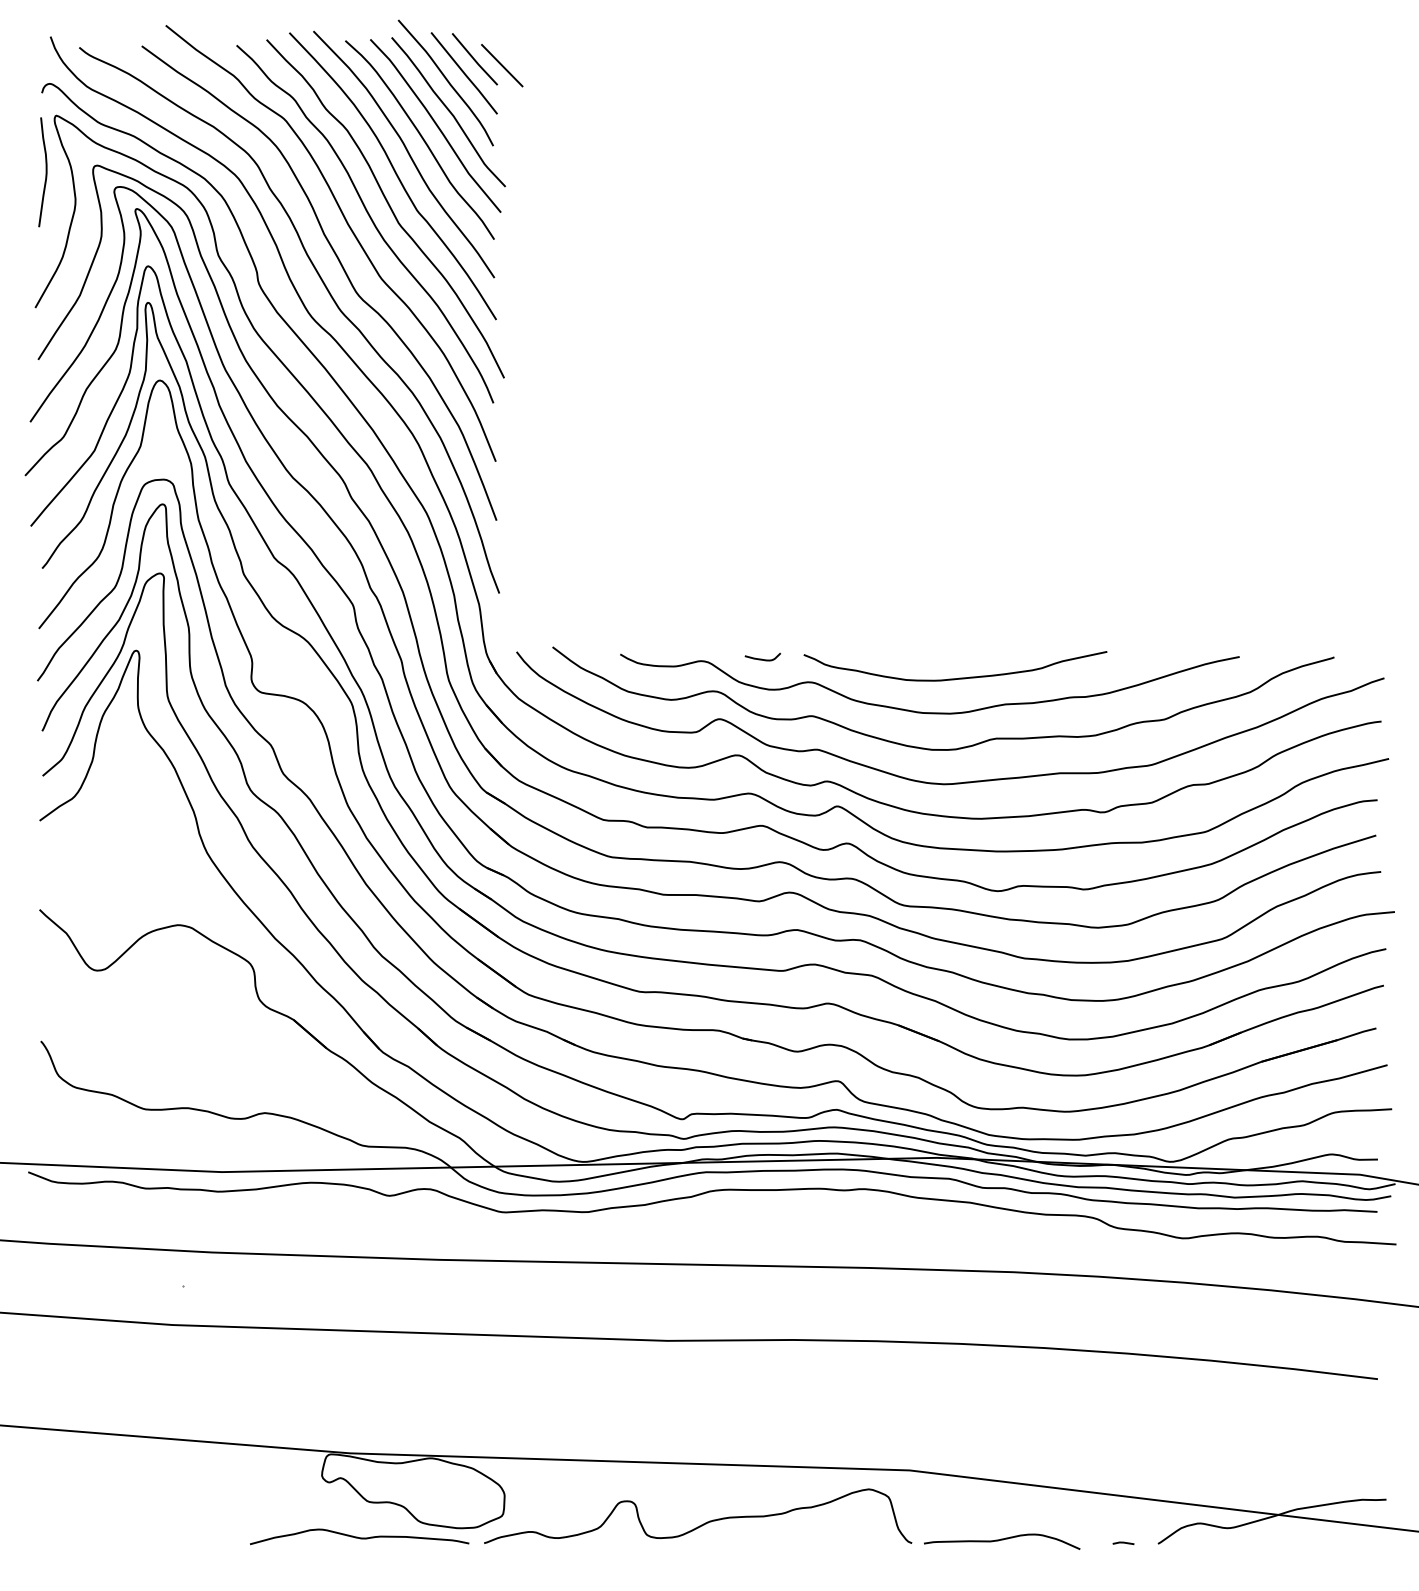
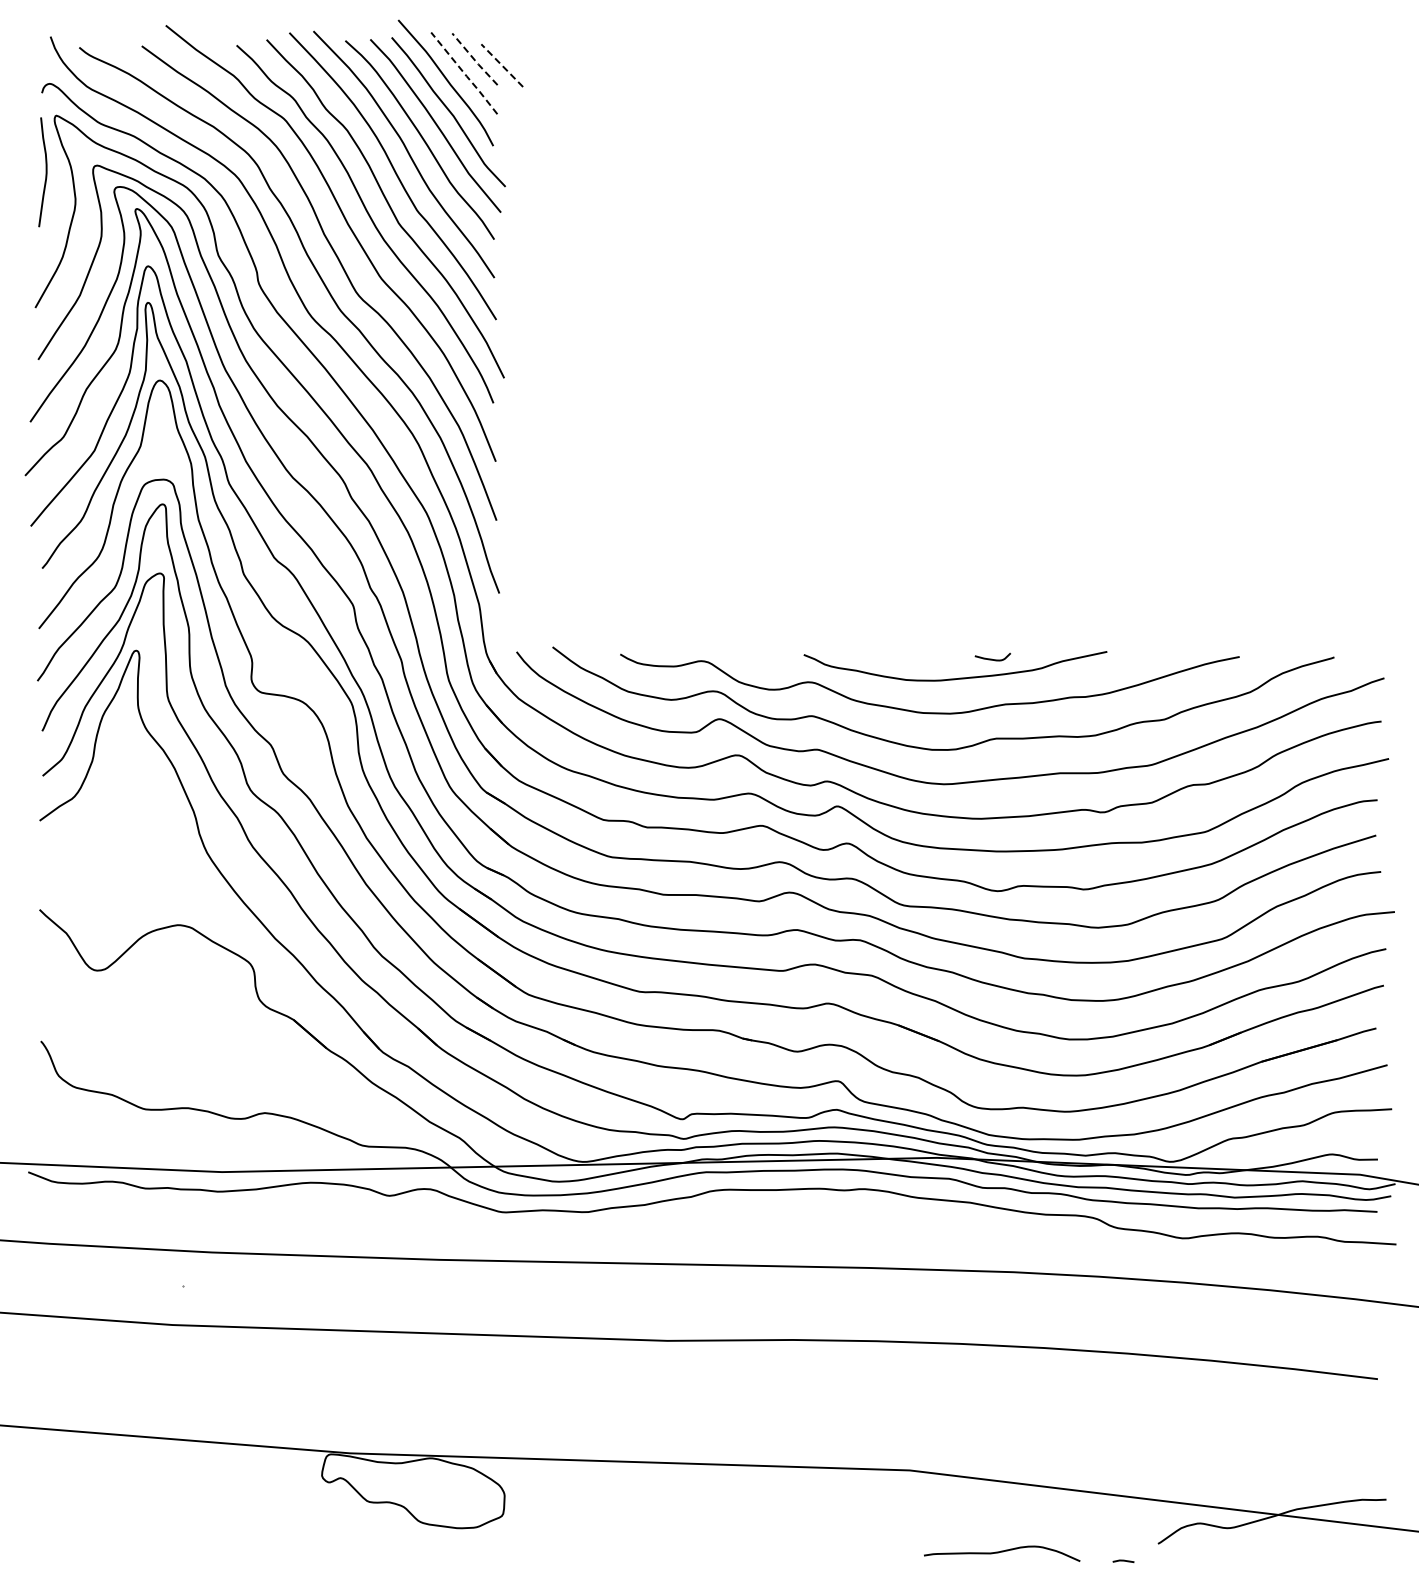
line: solid -> dashed (474, 59)
line: solid -> dashed (502, 65)
line: solid -> dashed (464, 74)
curve position: (762, 658) -> (992, 658) (992, 658)
curve: present -> none (703, 1523)
curve: present -> none (359, 1537)
curve position: (1002, 1540) -> (1002, 1552) (1002, 1552)
line position: (1123, 1542) -> (1123, 1560) (1123, 1560)
